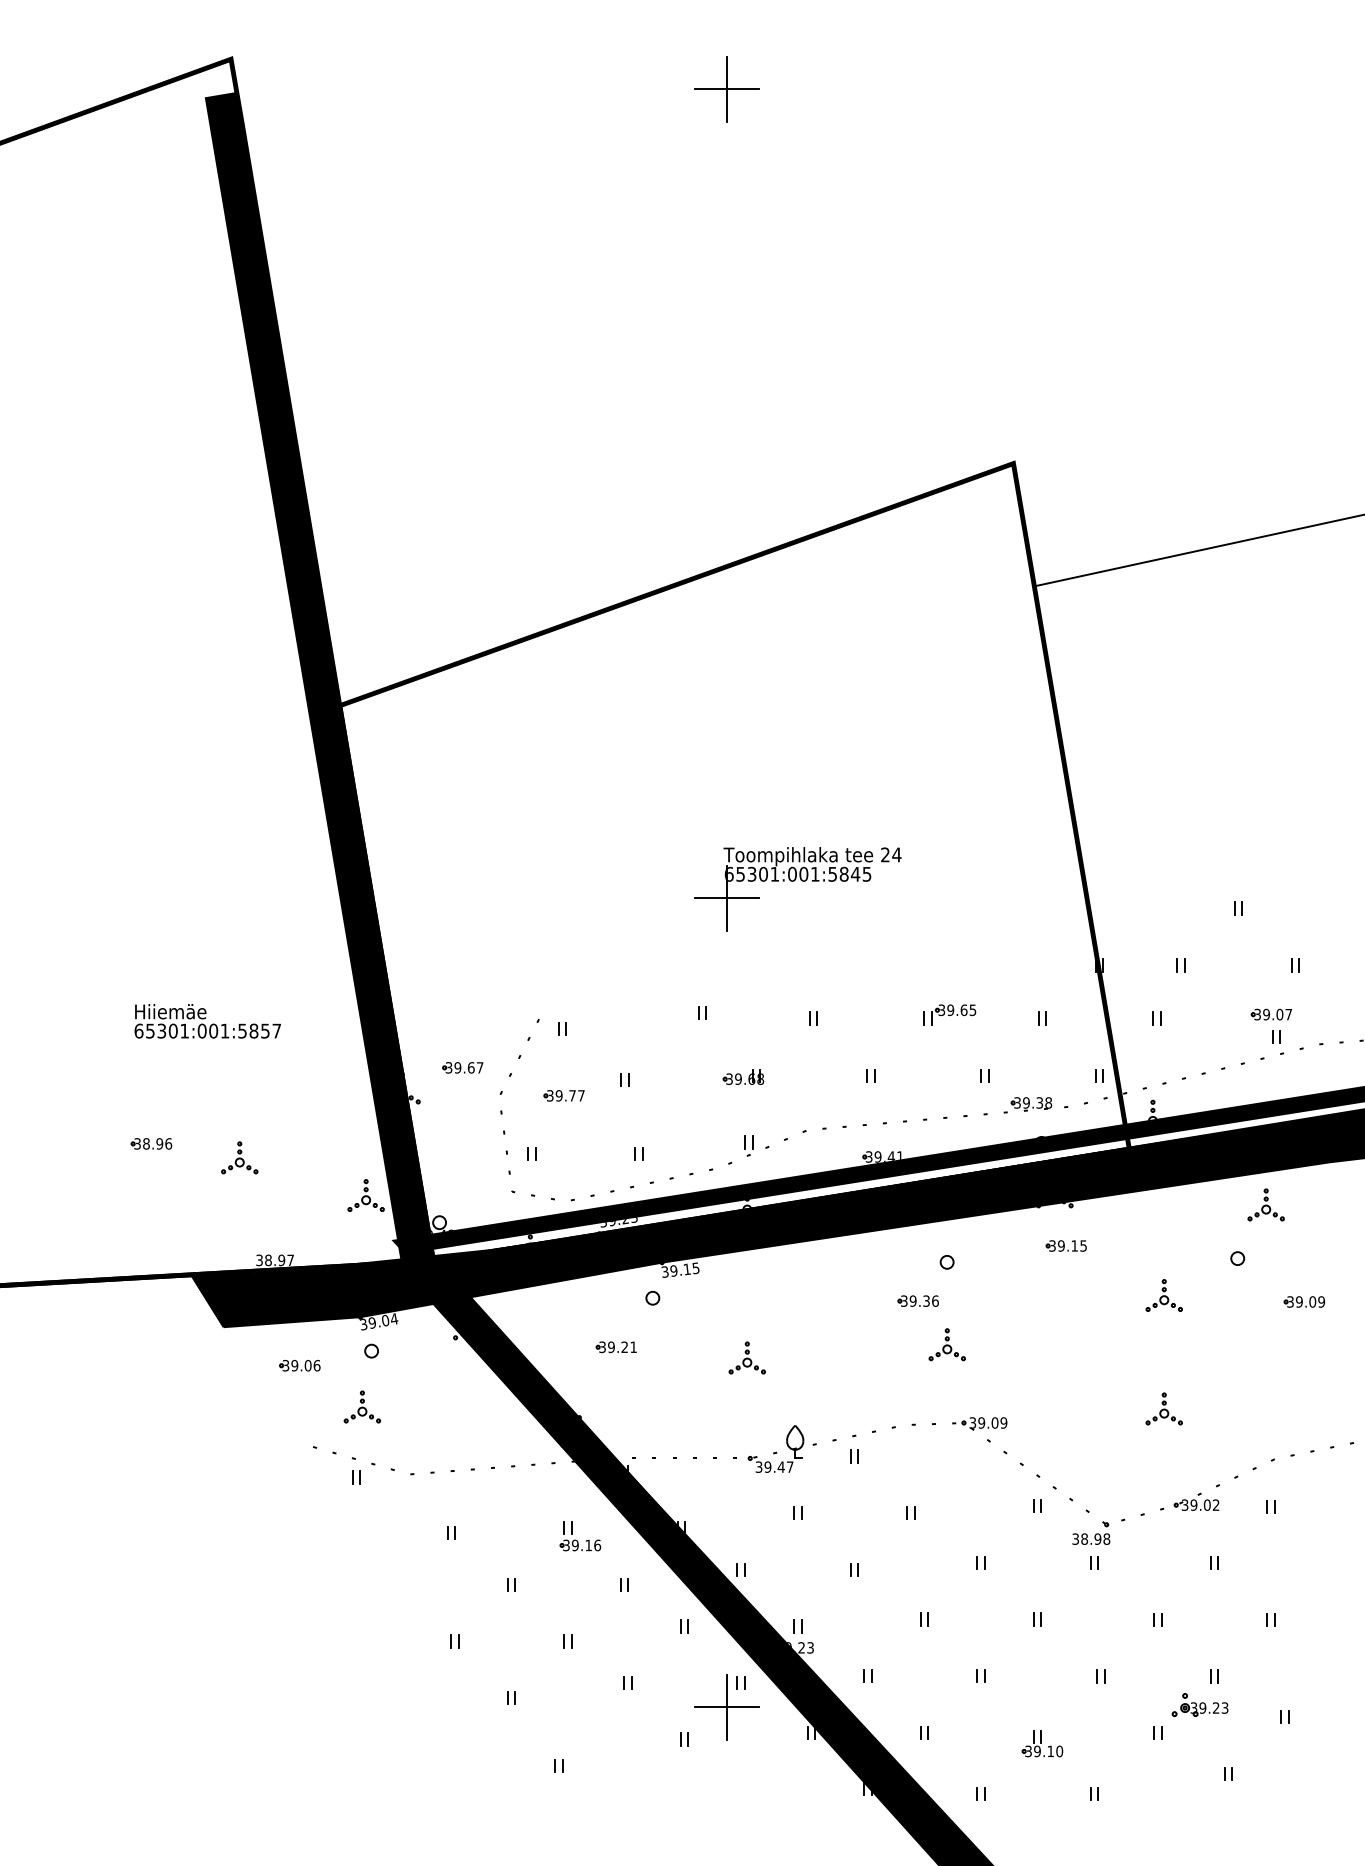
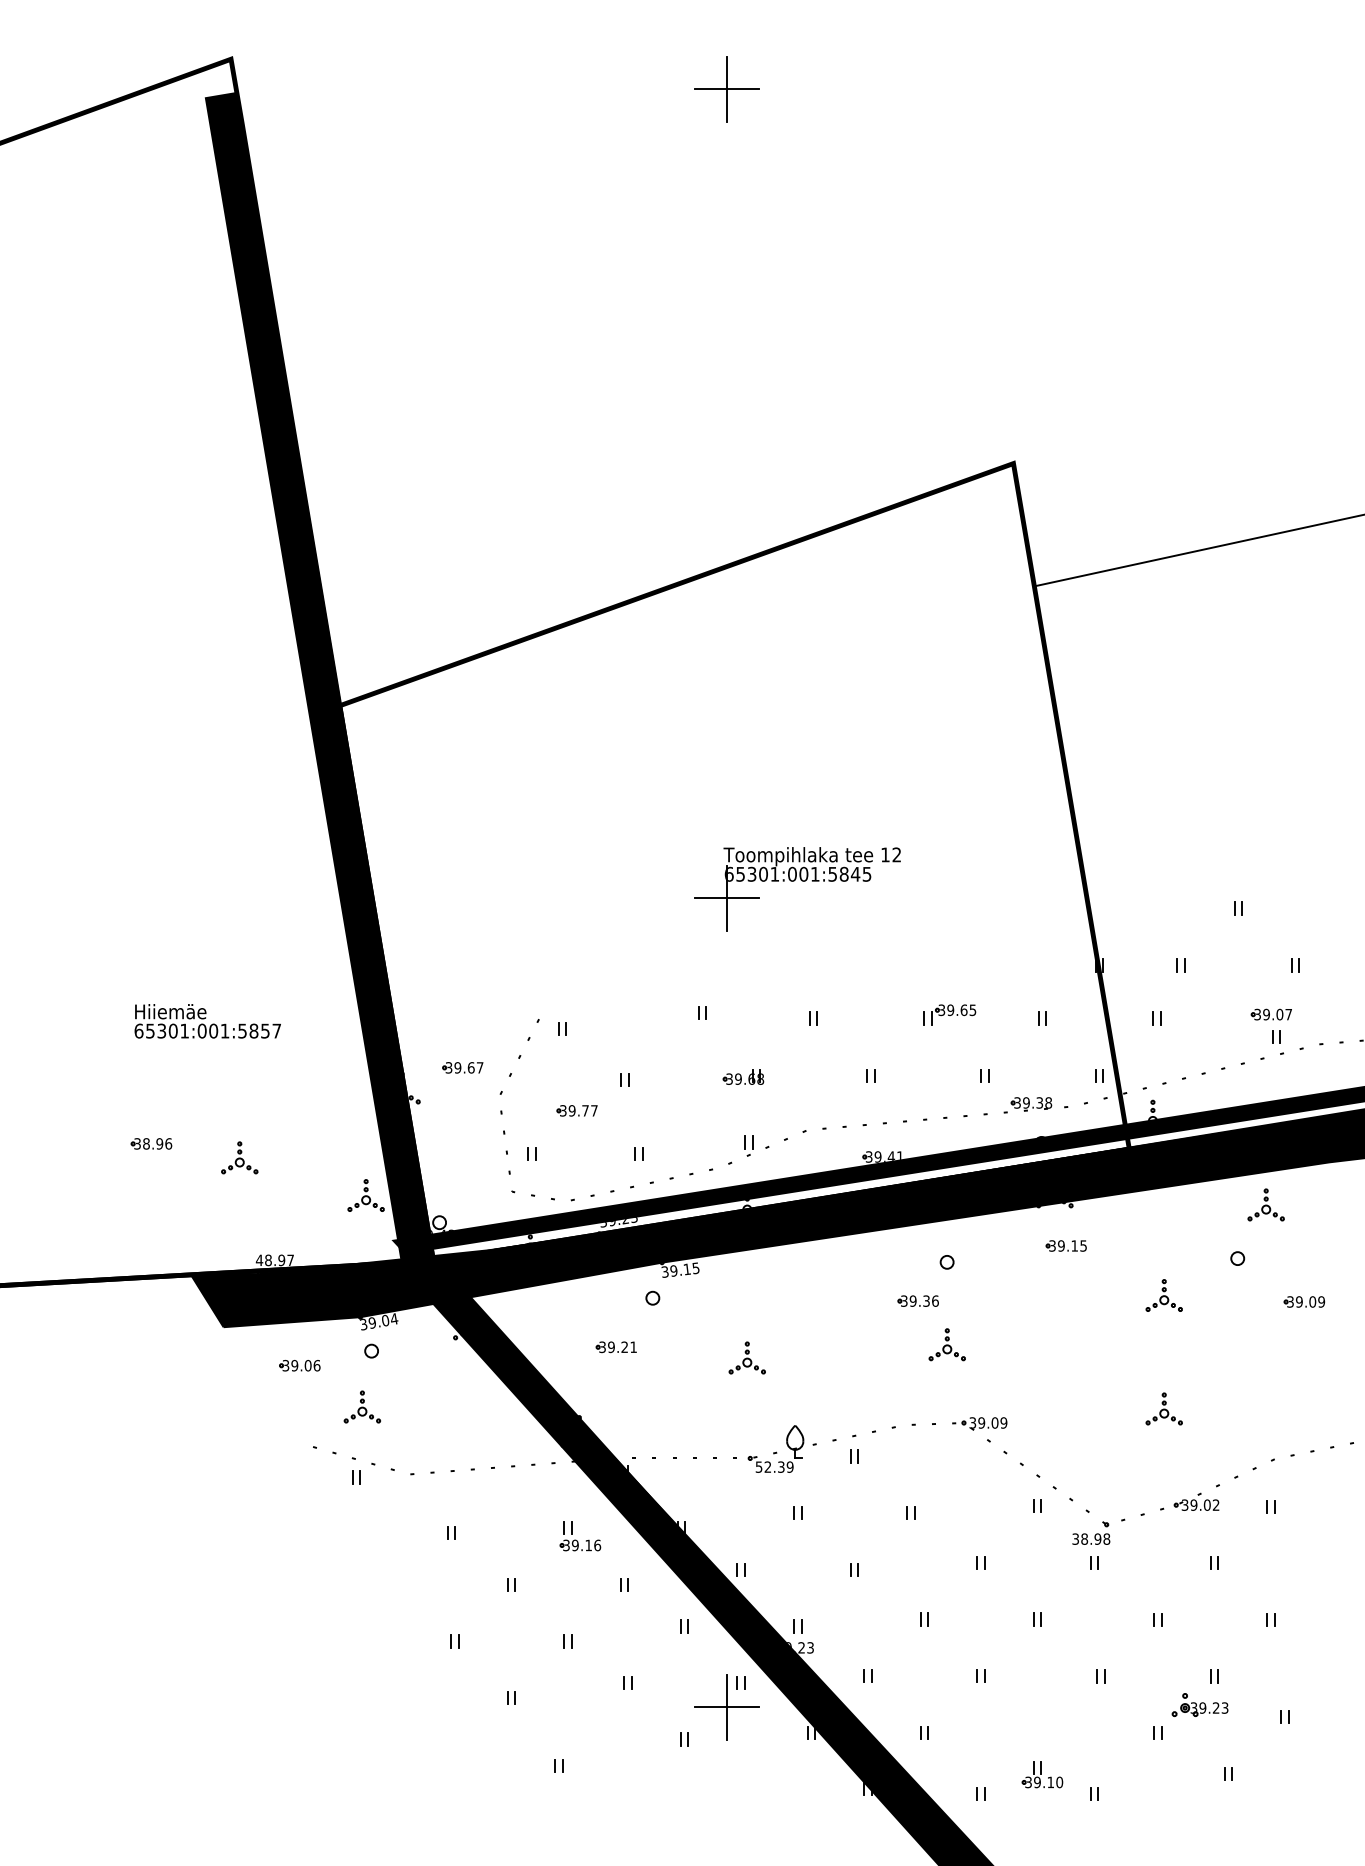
text: 24 -> 12 (891, 854)
part position: (563, 1095) -> (576, 1110) (576, 1110)
text: 38.97 -> 48.97 (259, 1260)
text: 39.47 -> 52.39 (774, 1466)
part position: (1042, 1743) -> (1042, 1774) (1042, 1774)
